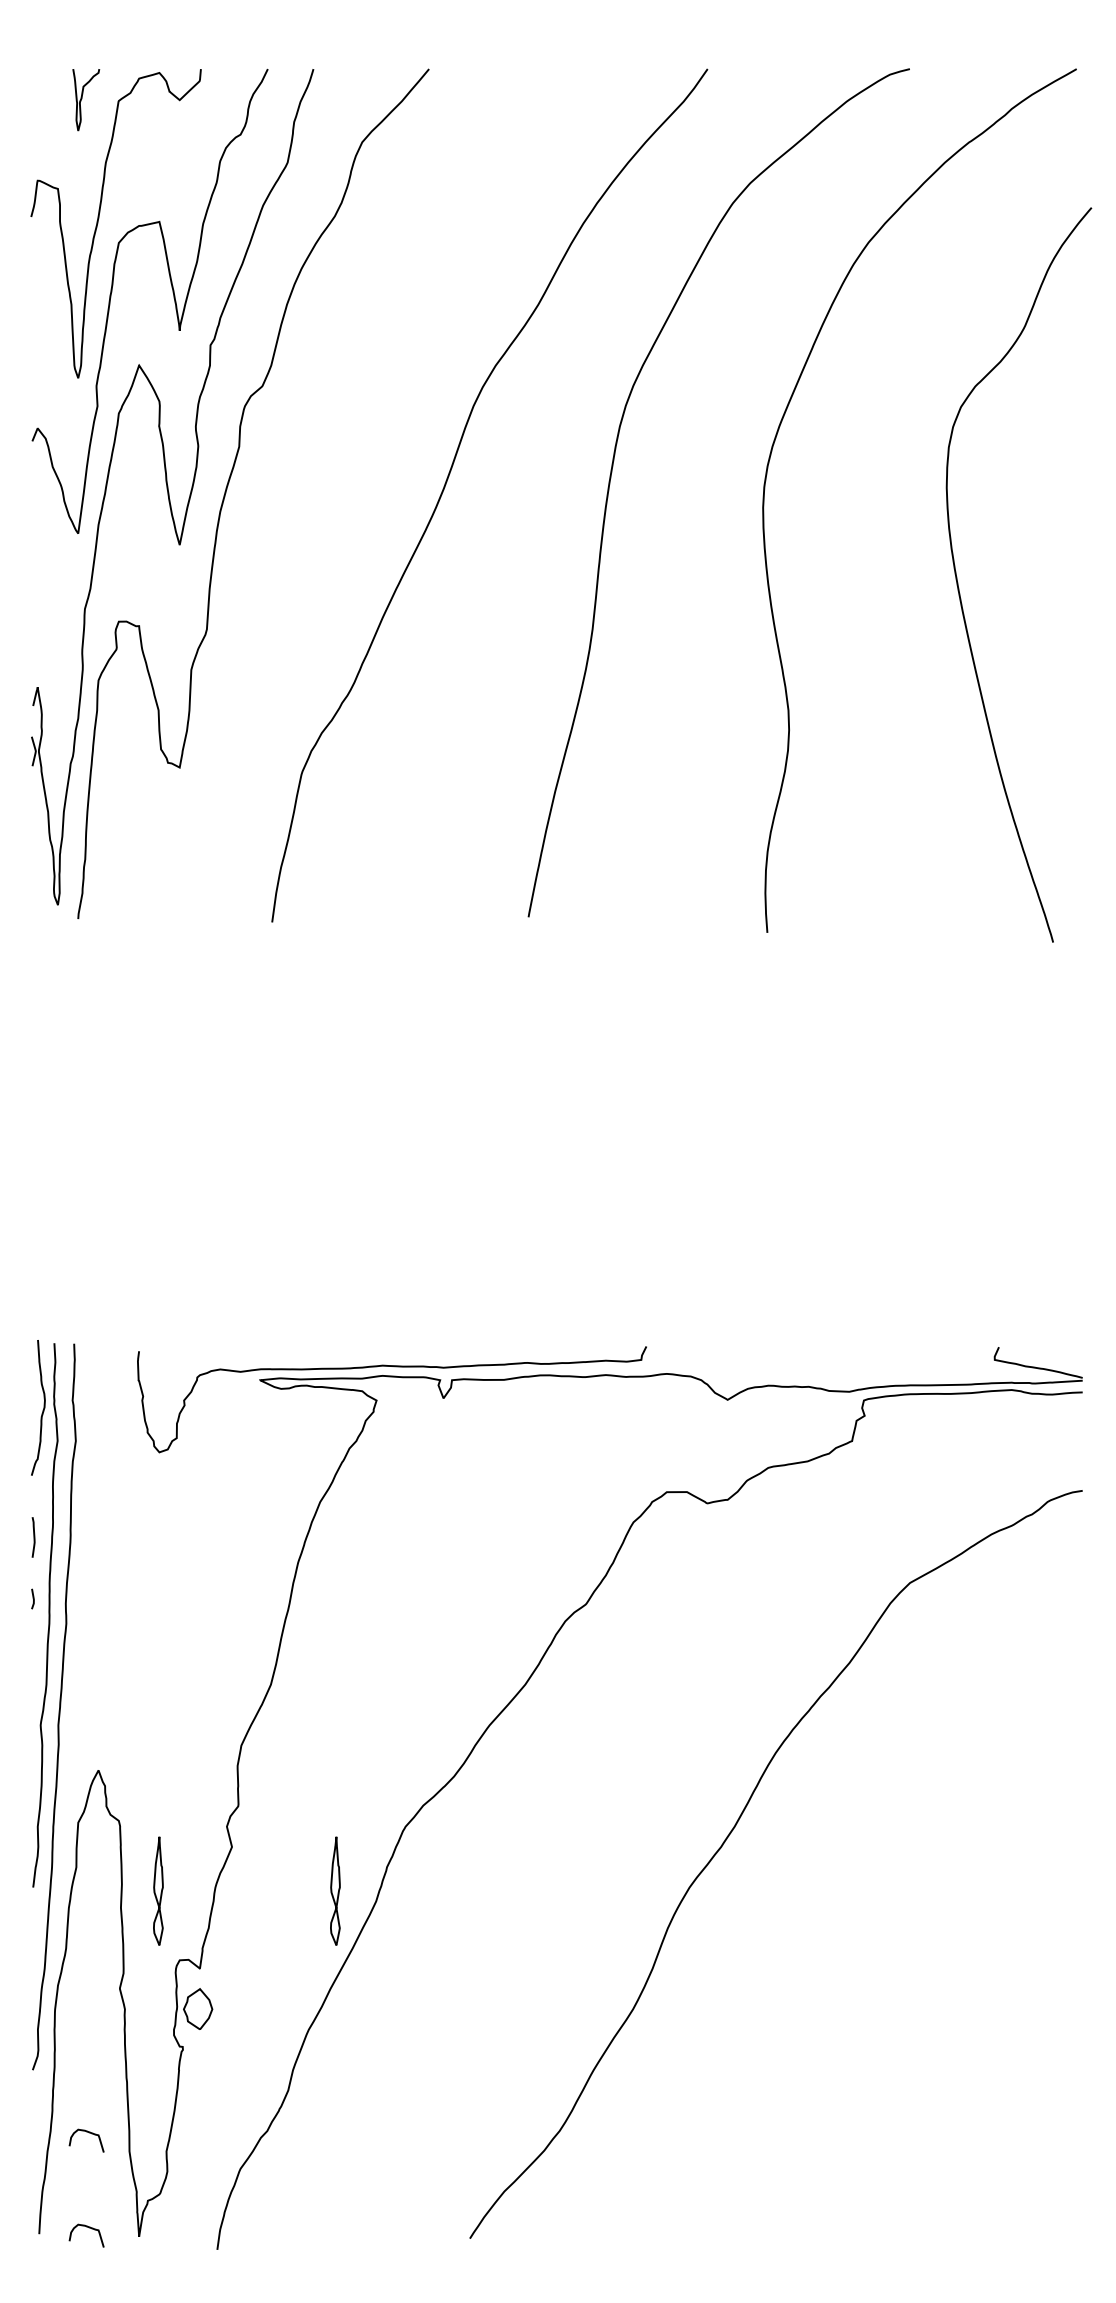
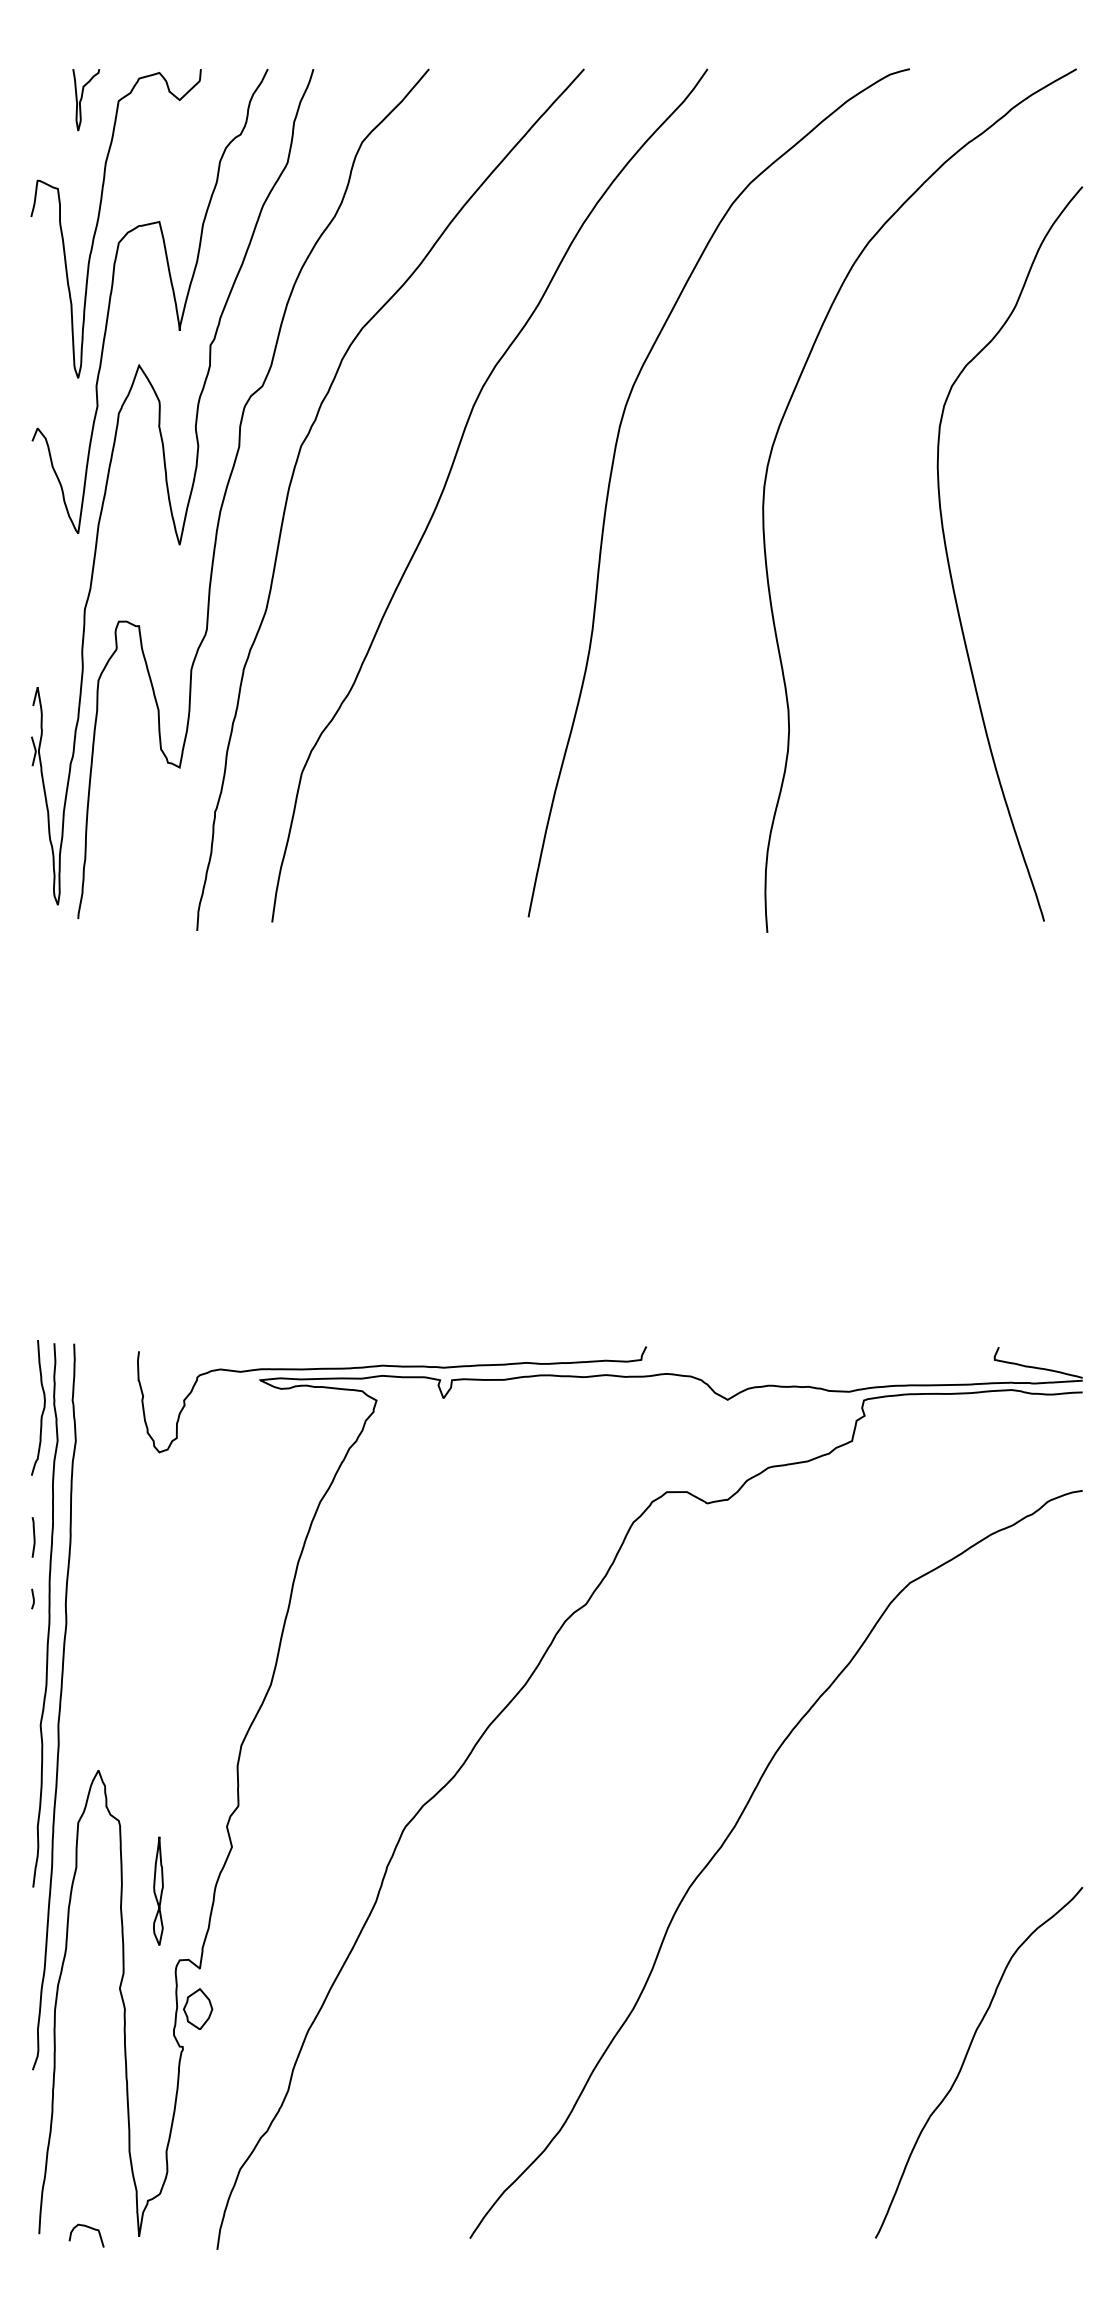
curve: none -> present (294, 473)
curve position: (958, 582) -> (949, 561) (949, 561)
part: present -> none (335, 1890)
curve: none -> present (967, 2055)
curve: present -> none (89, 2133)
